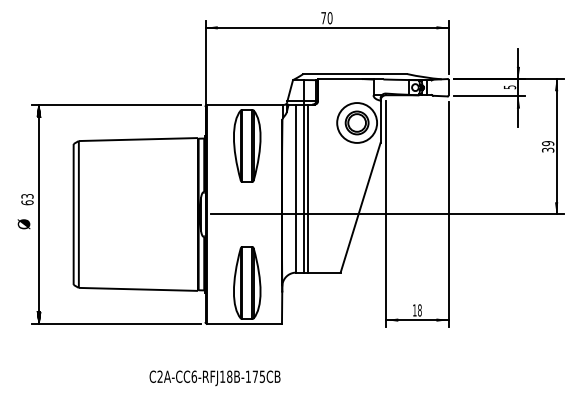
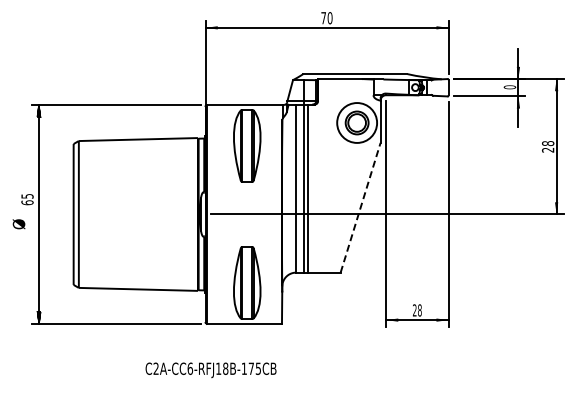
text: 5 -> 0 (509, 87)
text: 39 -> 28 (548, 146)
text: 63 -> 65 (26, 196)
line: solid -> dashed (360, 207)
text position: (23, 224) -> (18, 224) (18, 224)
text: 18 -> 28 (414, 310)
text position: (214, 378) -> (210, 370) (210, 370)
